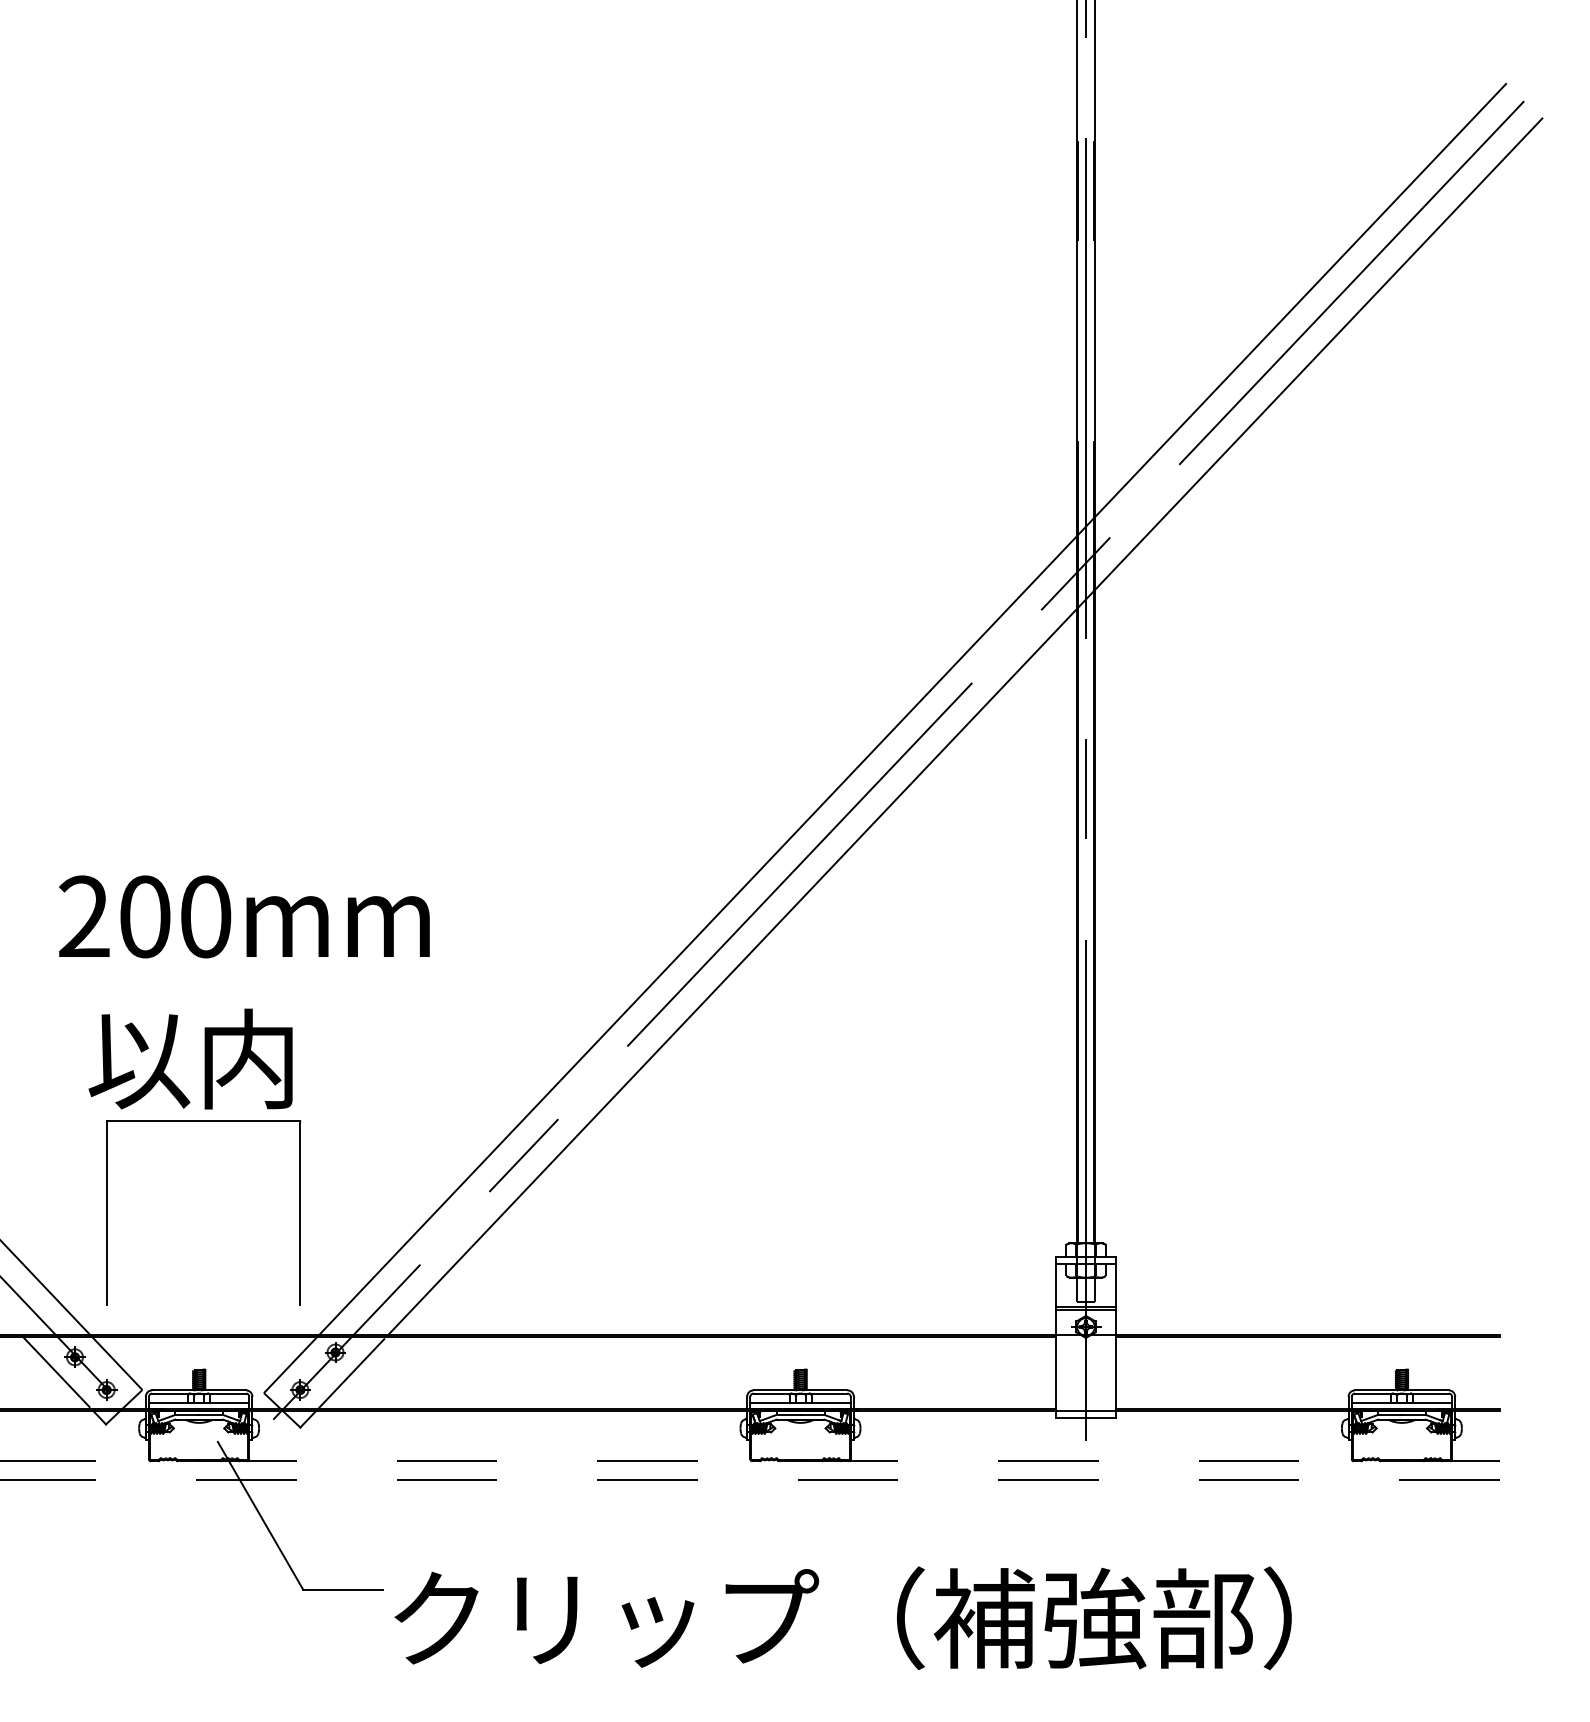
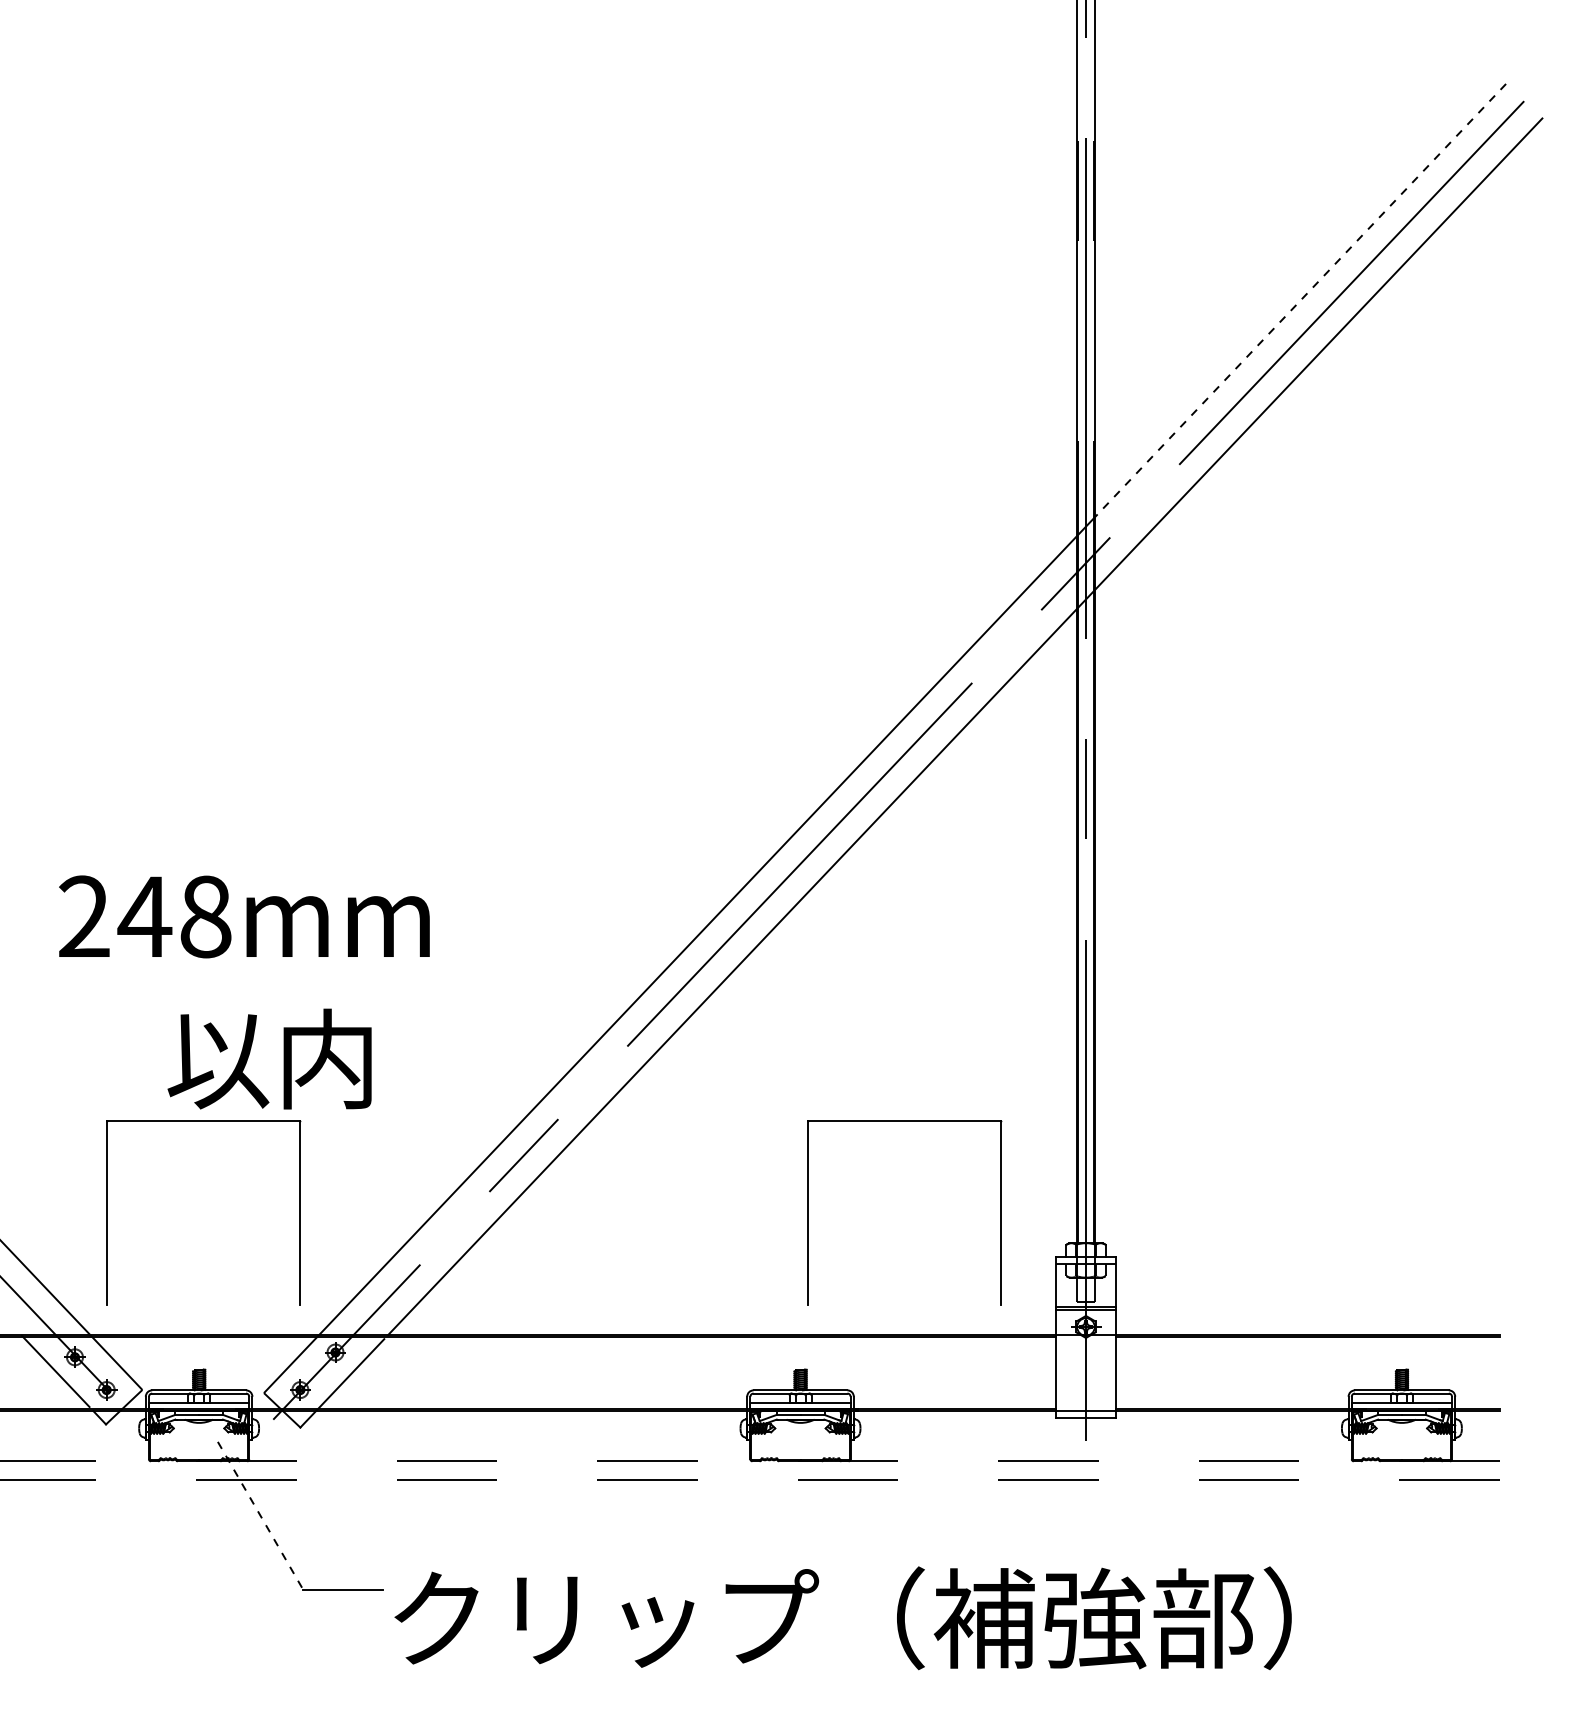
line: solid -> dashed (1300, 300)
text: 200mm -> 248mm (174, 916)
text position: (190, 1058) -> (269, 1058) (269, 1058)
part: none -> present (904, 1121)
line: solid -> dashed (260, 1516)
